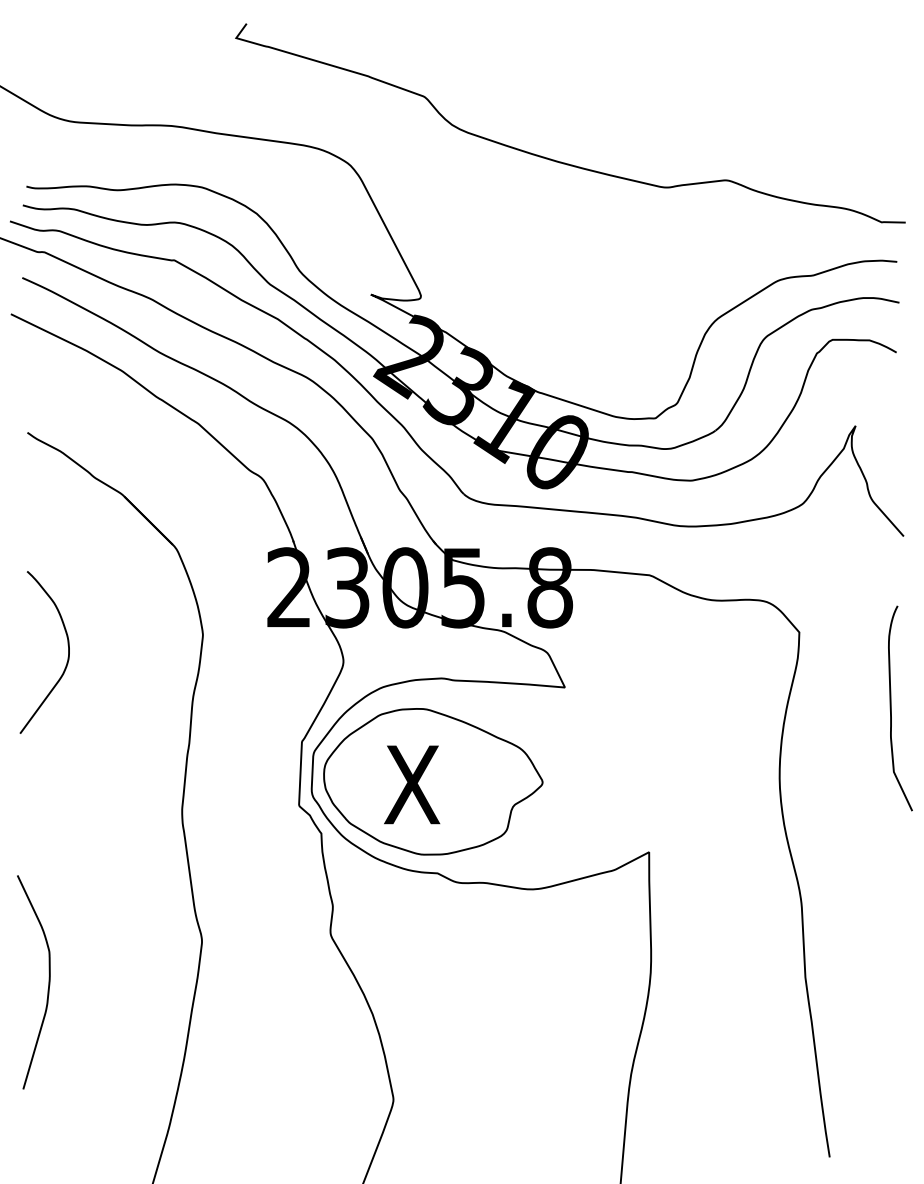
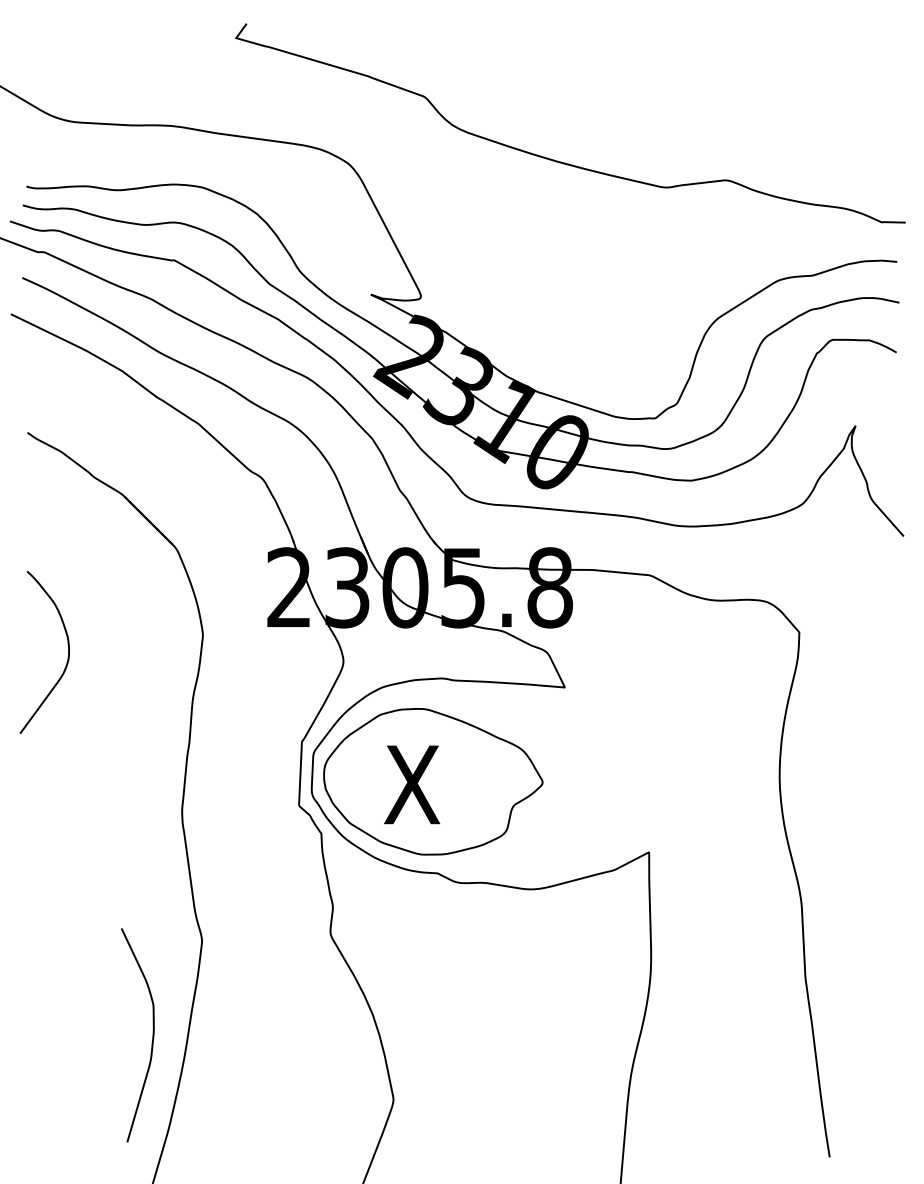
curve: present -> none (891, 708)
curve position: (48, 982) -> (152, 1035) (152, 1035)
